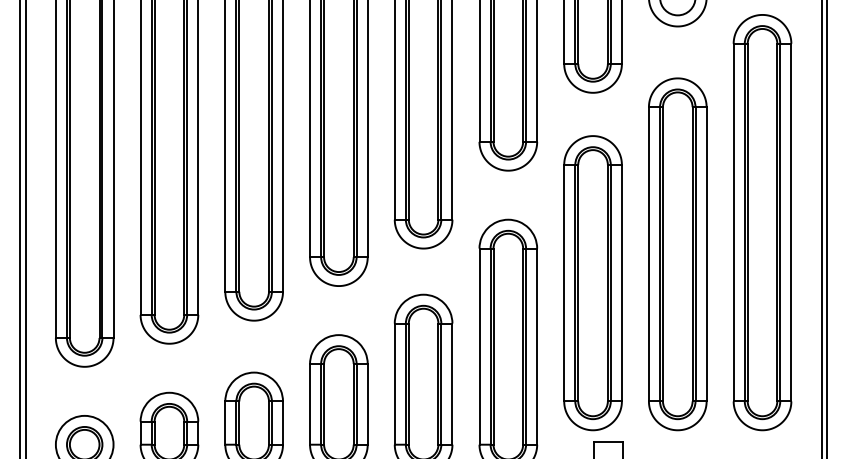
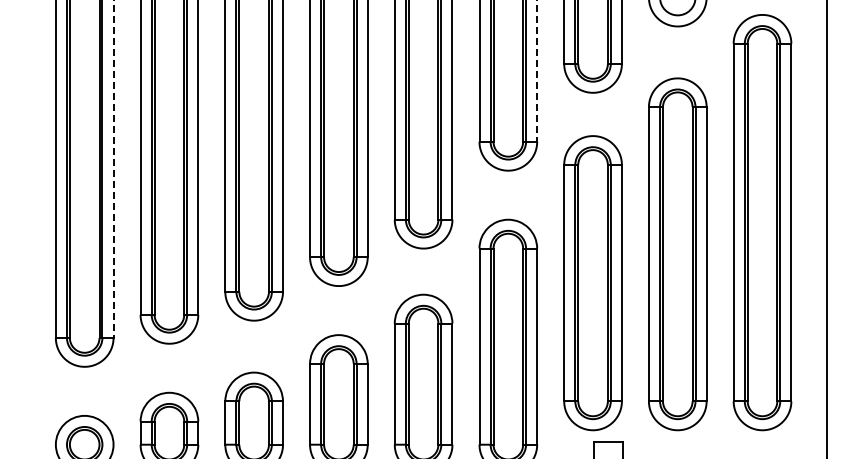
line: solid -> dashed (537, 70)
line: solid -> dashed (113, 169)
line: present -> none (19, 228)
line: present -> none (25, 228)
line: present -> none (821, 228)
